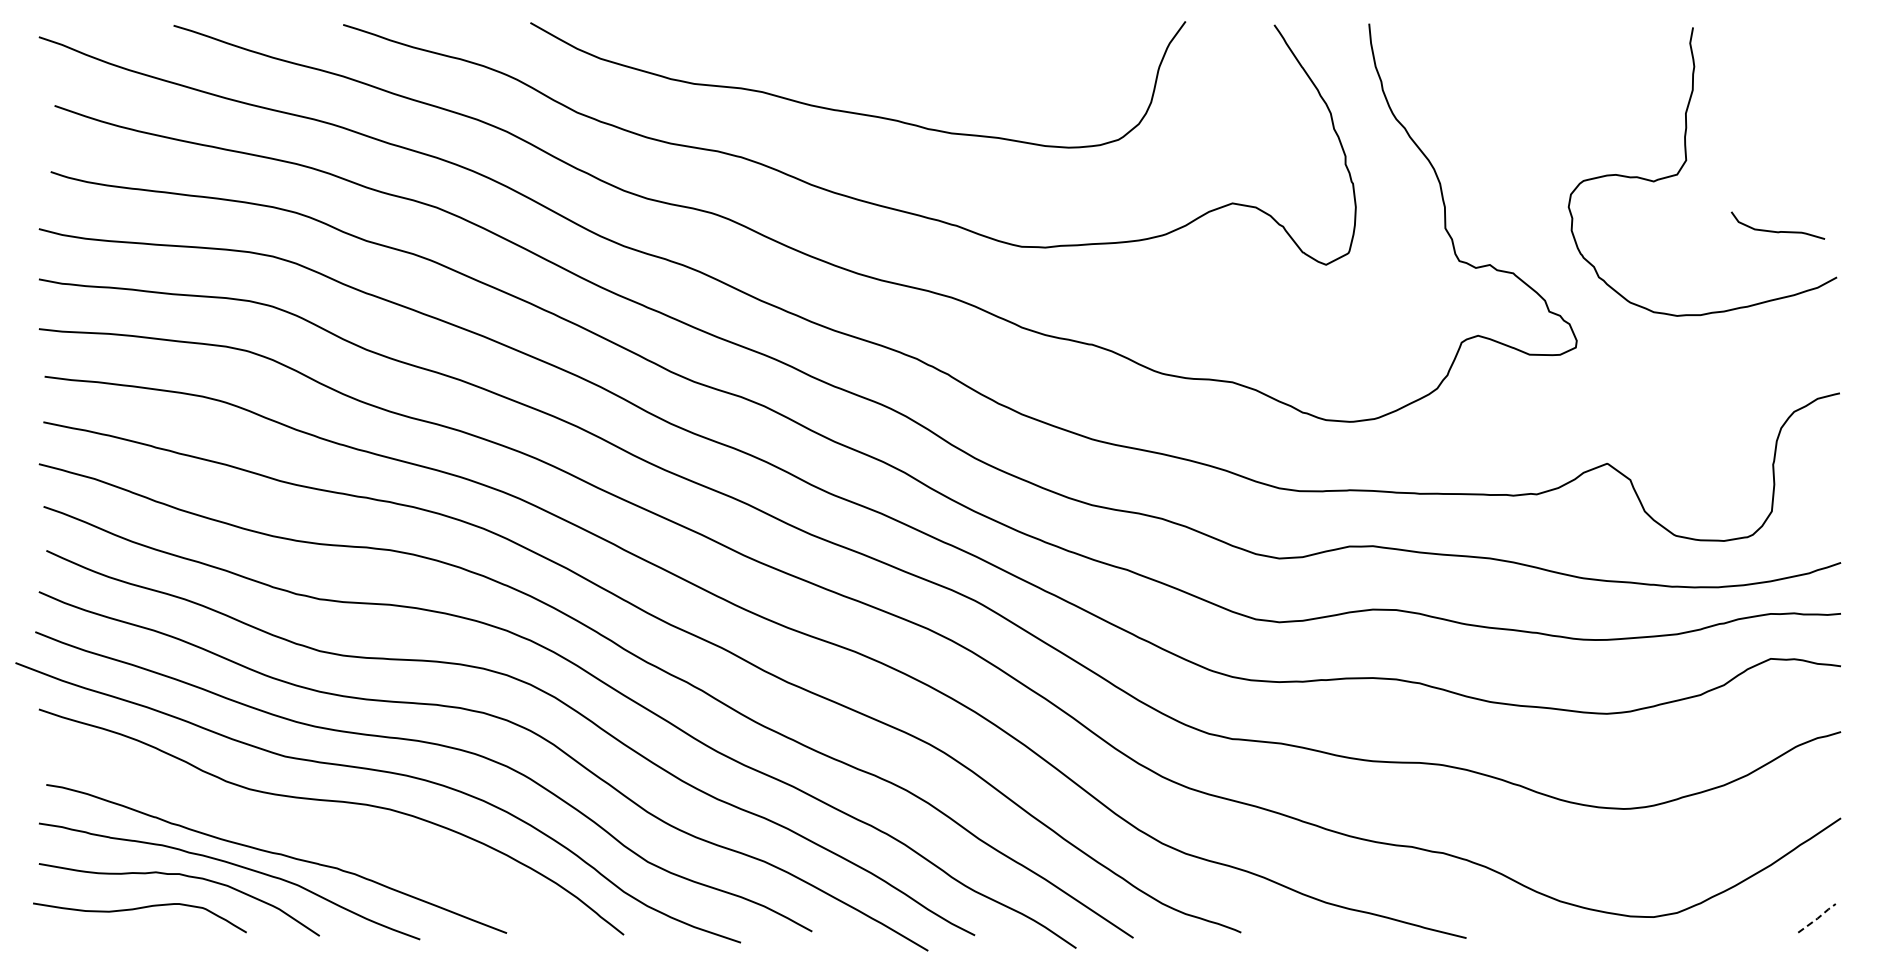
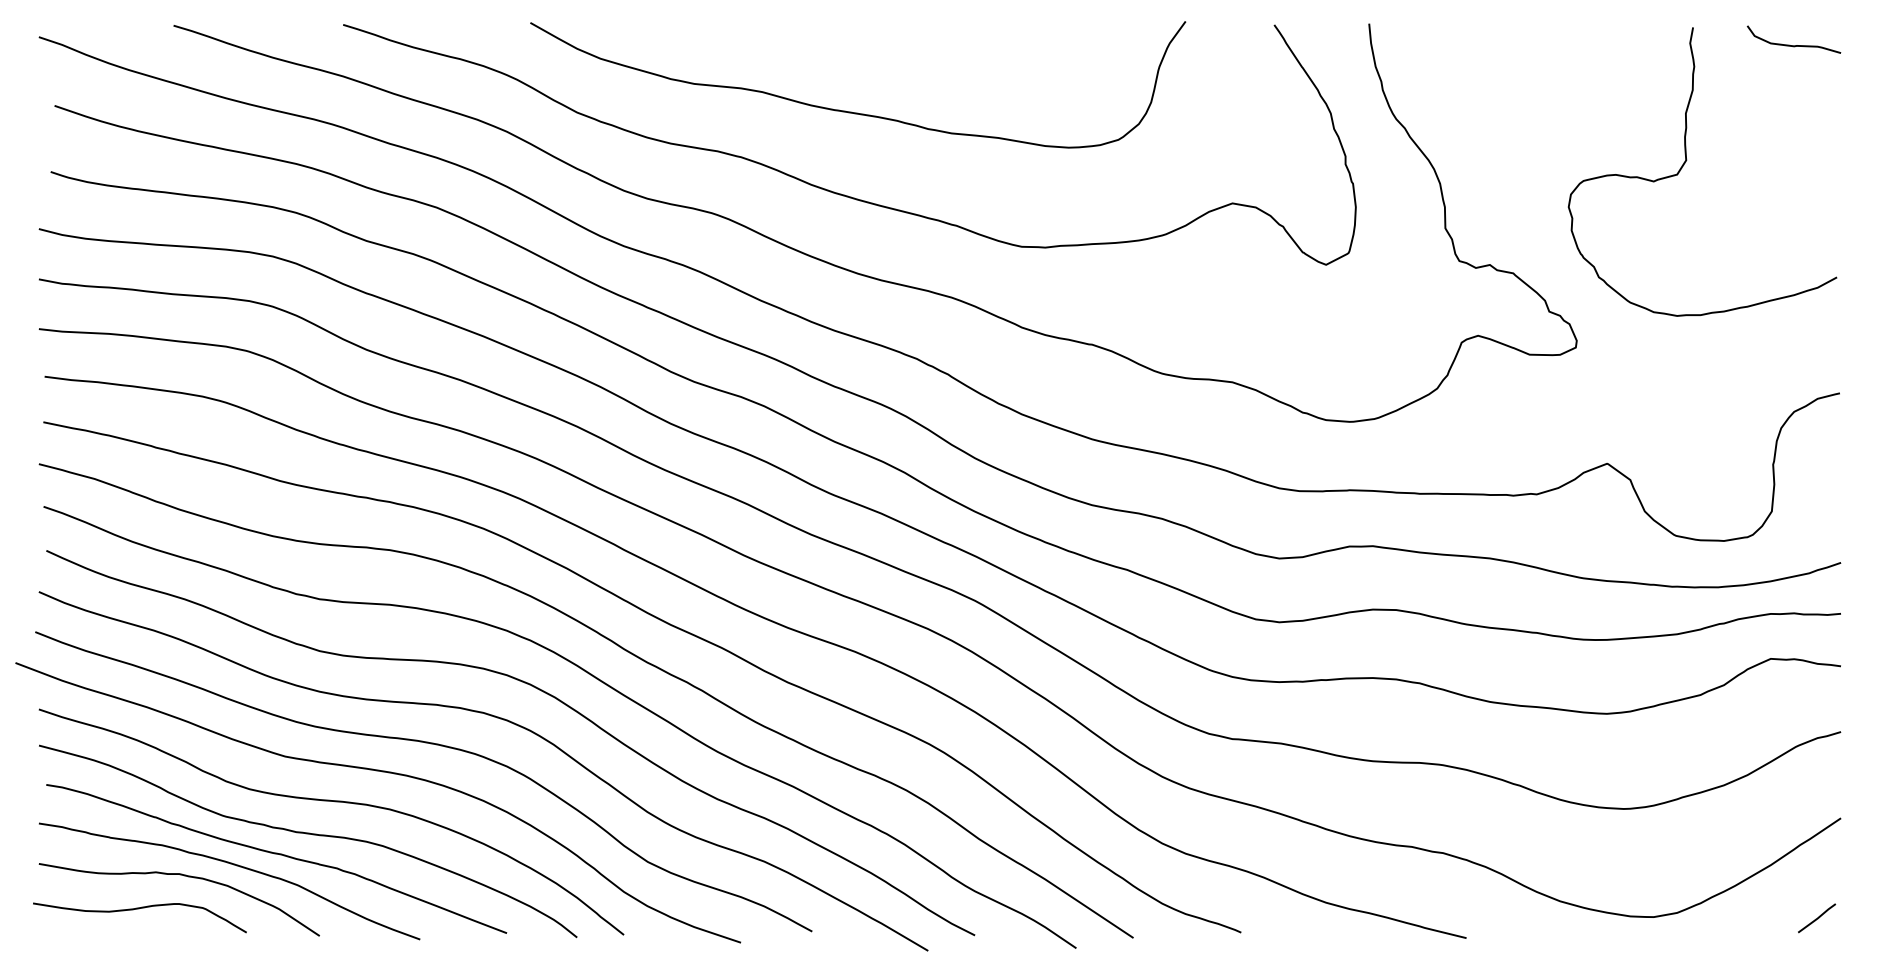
curve position: (1777, 231) -> (1793, 45) (1793, 45)
curve: none -> present (308, 834)
line: dashed -> solid (1817, 918)
